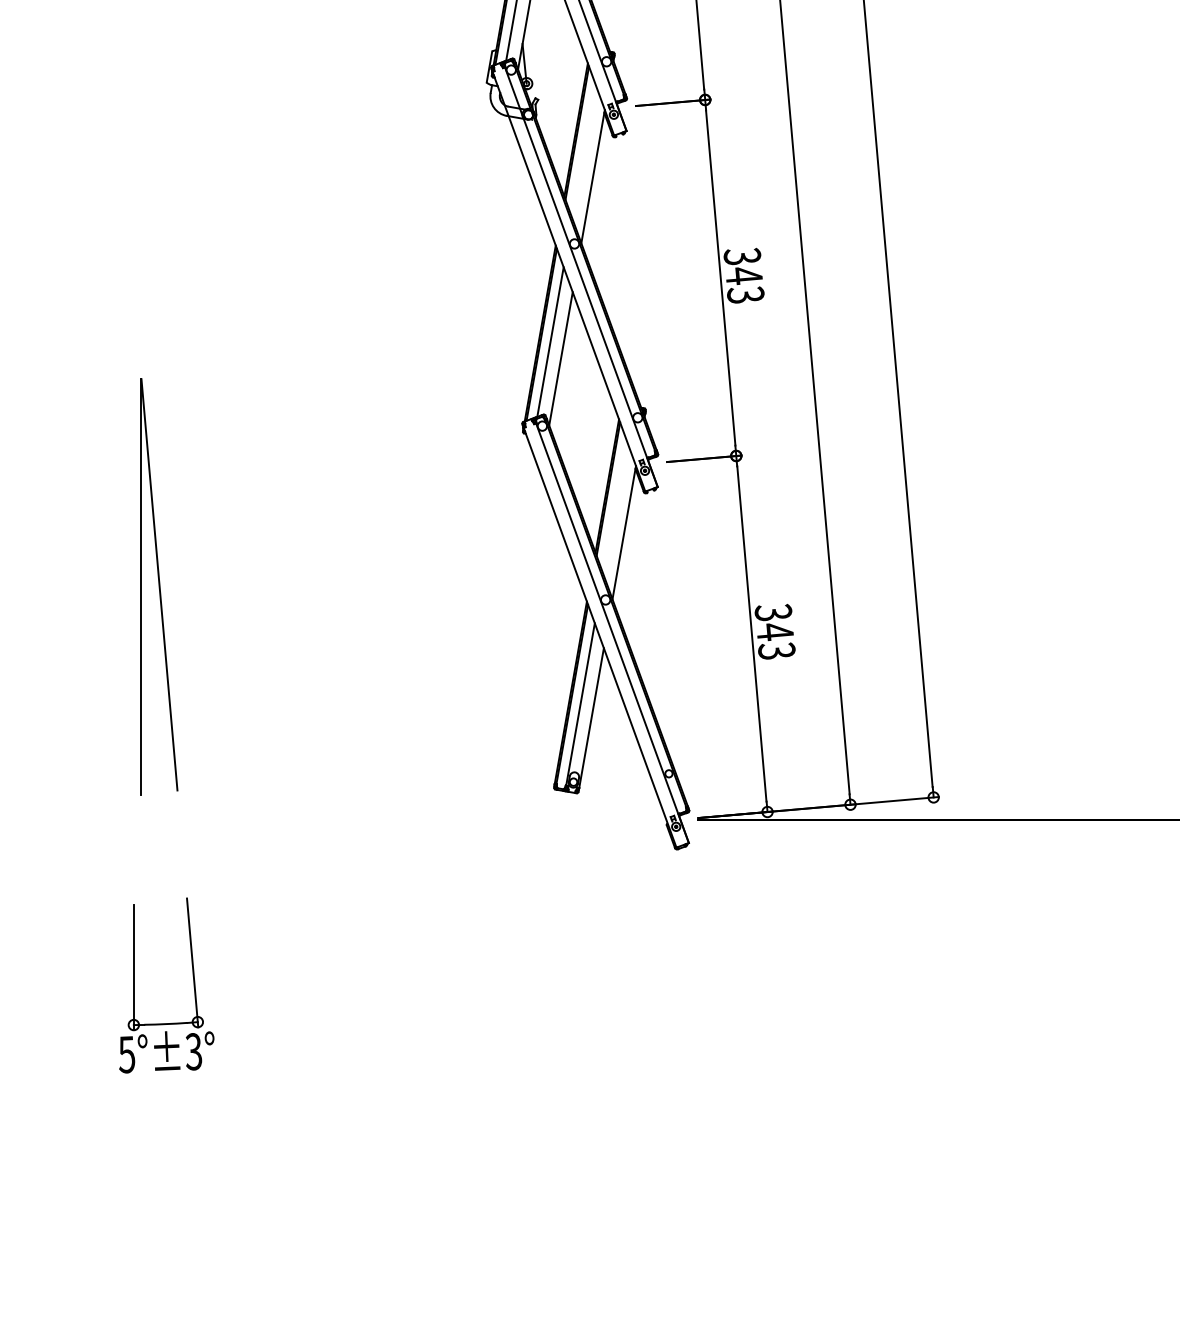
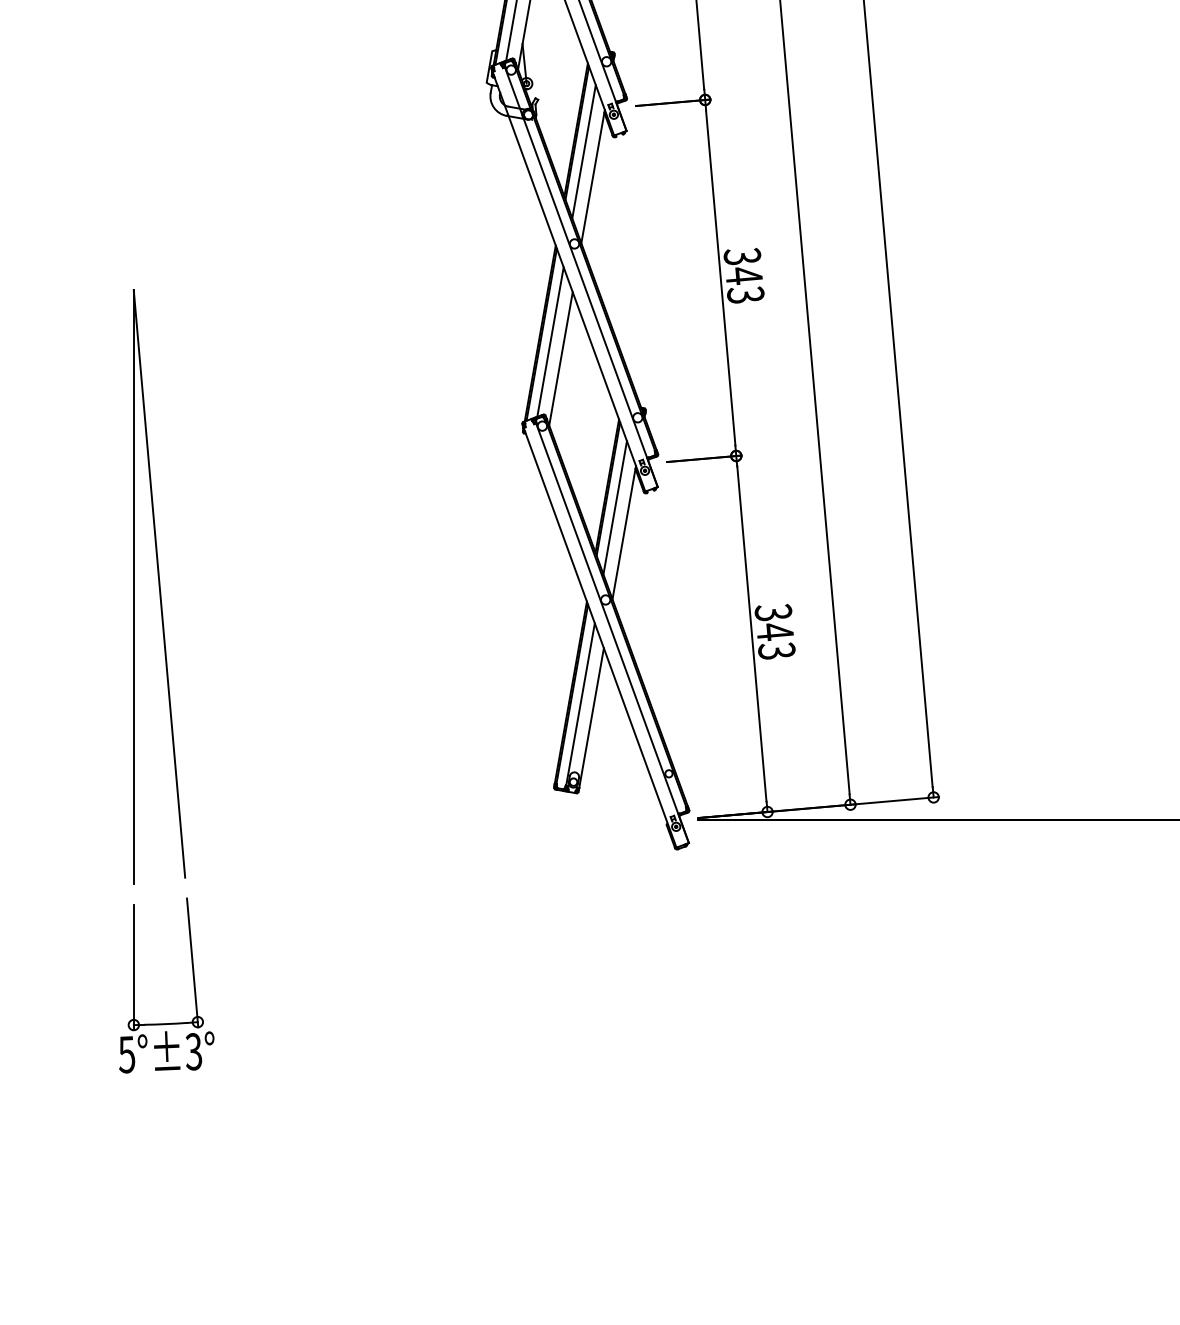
line: none -> present (583, 151)
line: none -> present (614, 507)
part size: 39x418 px -> 55x596 px (159, 586)
